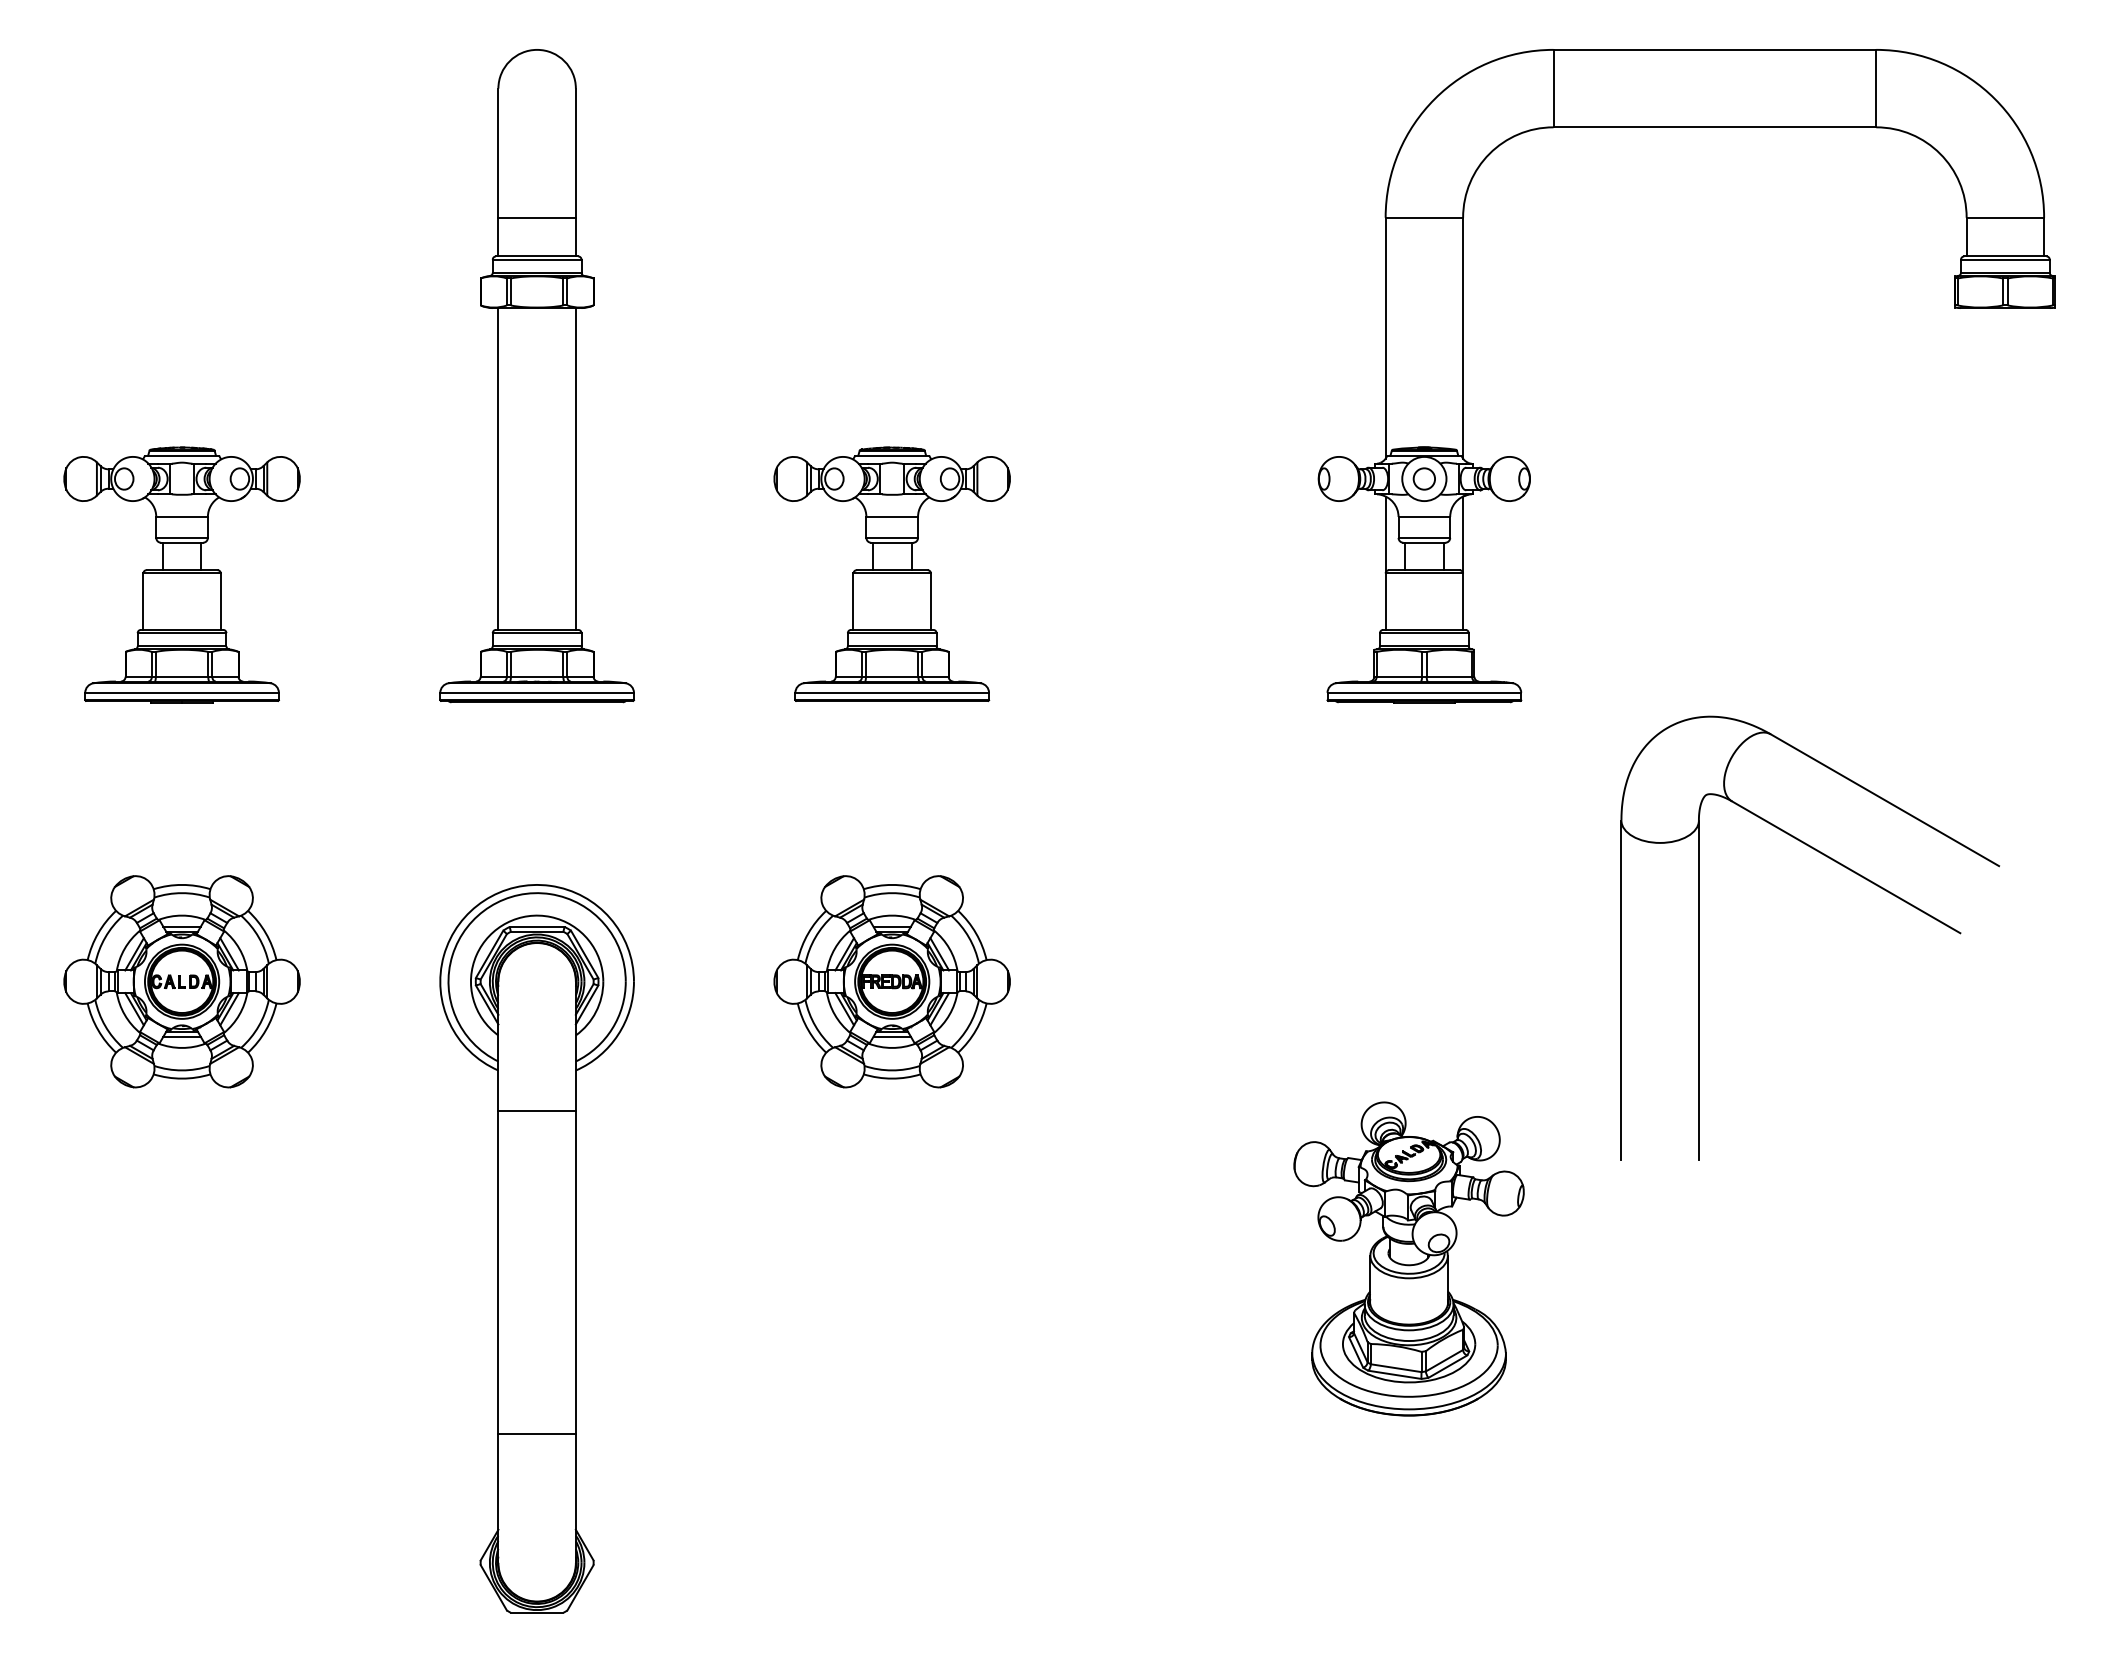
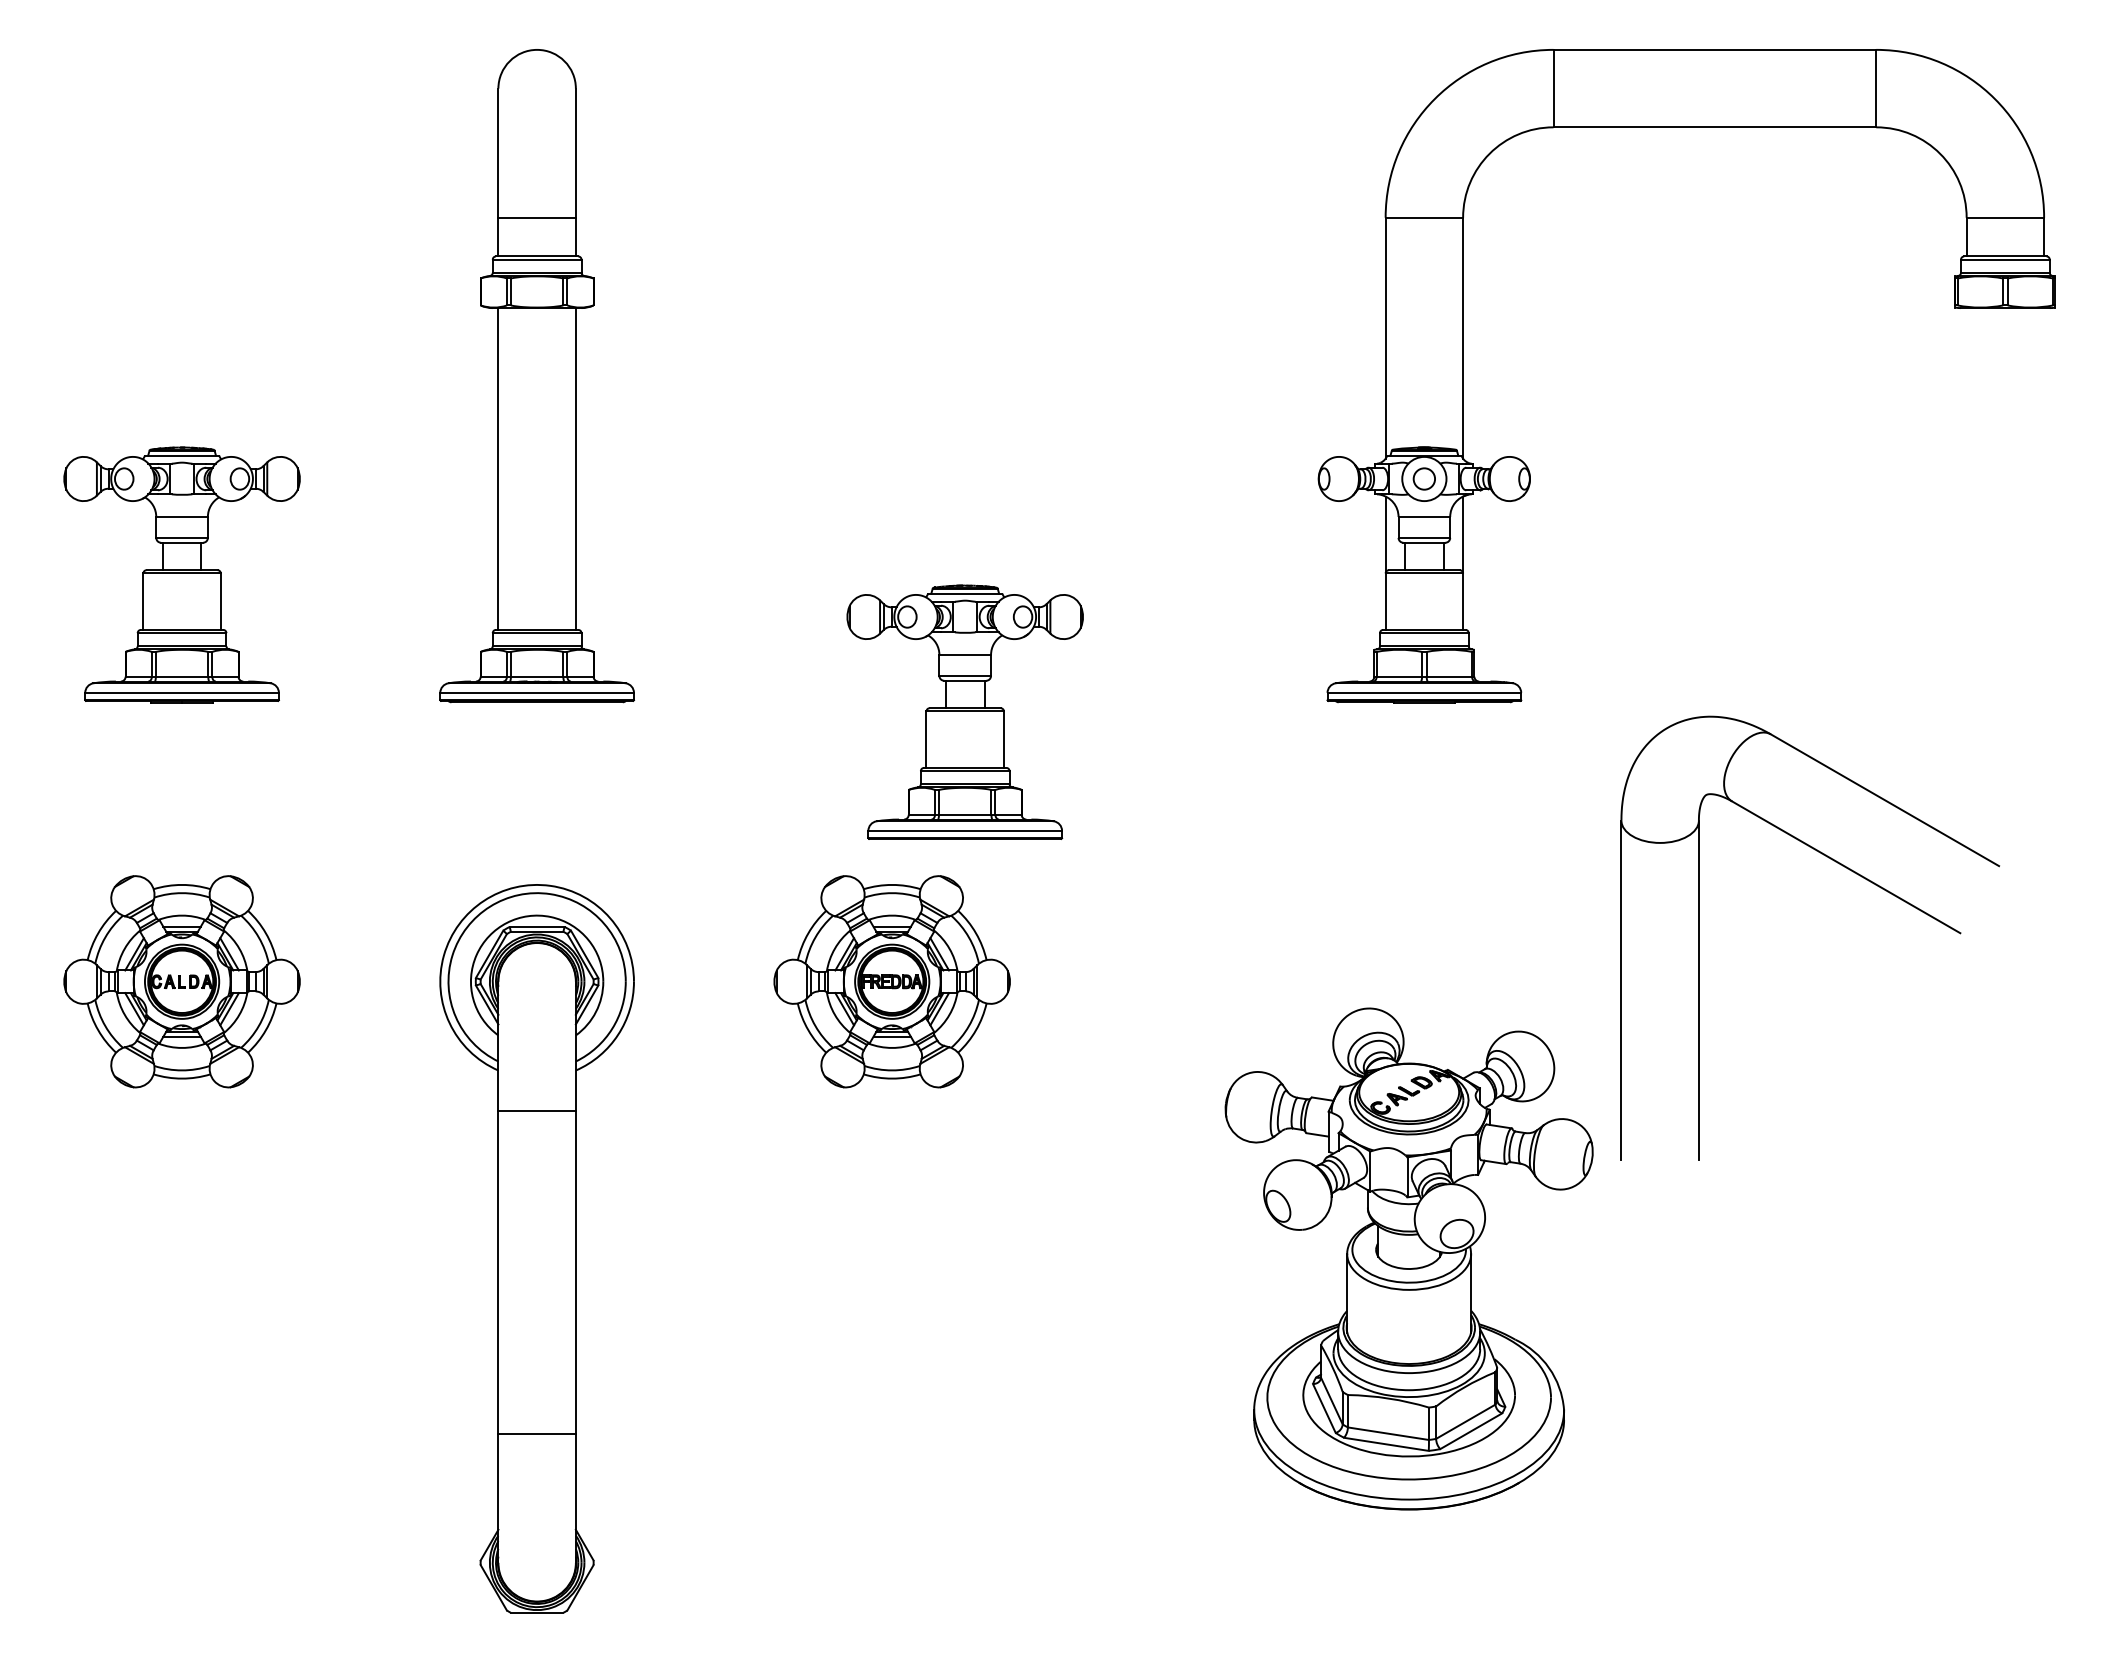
part position: (891, 573) -> (964, 711) (964, 711)
part size: 232x316 px -> 370x504 px (1408, 1258)
